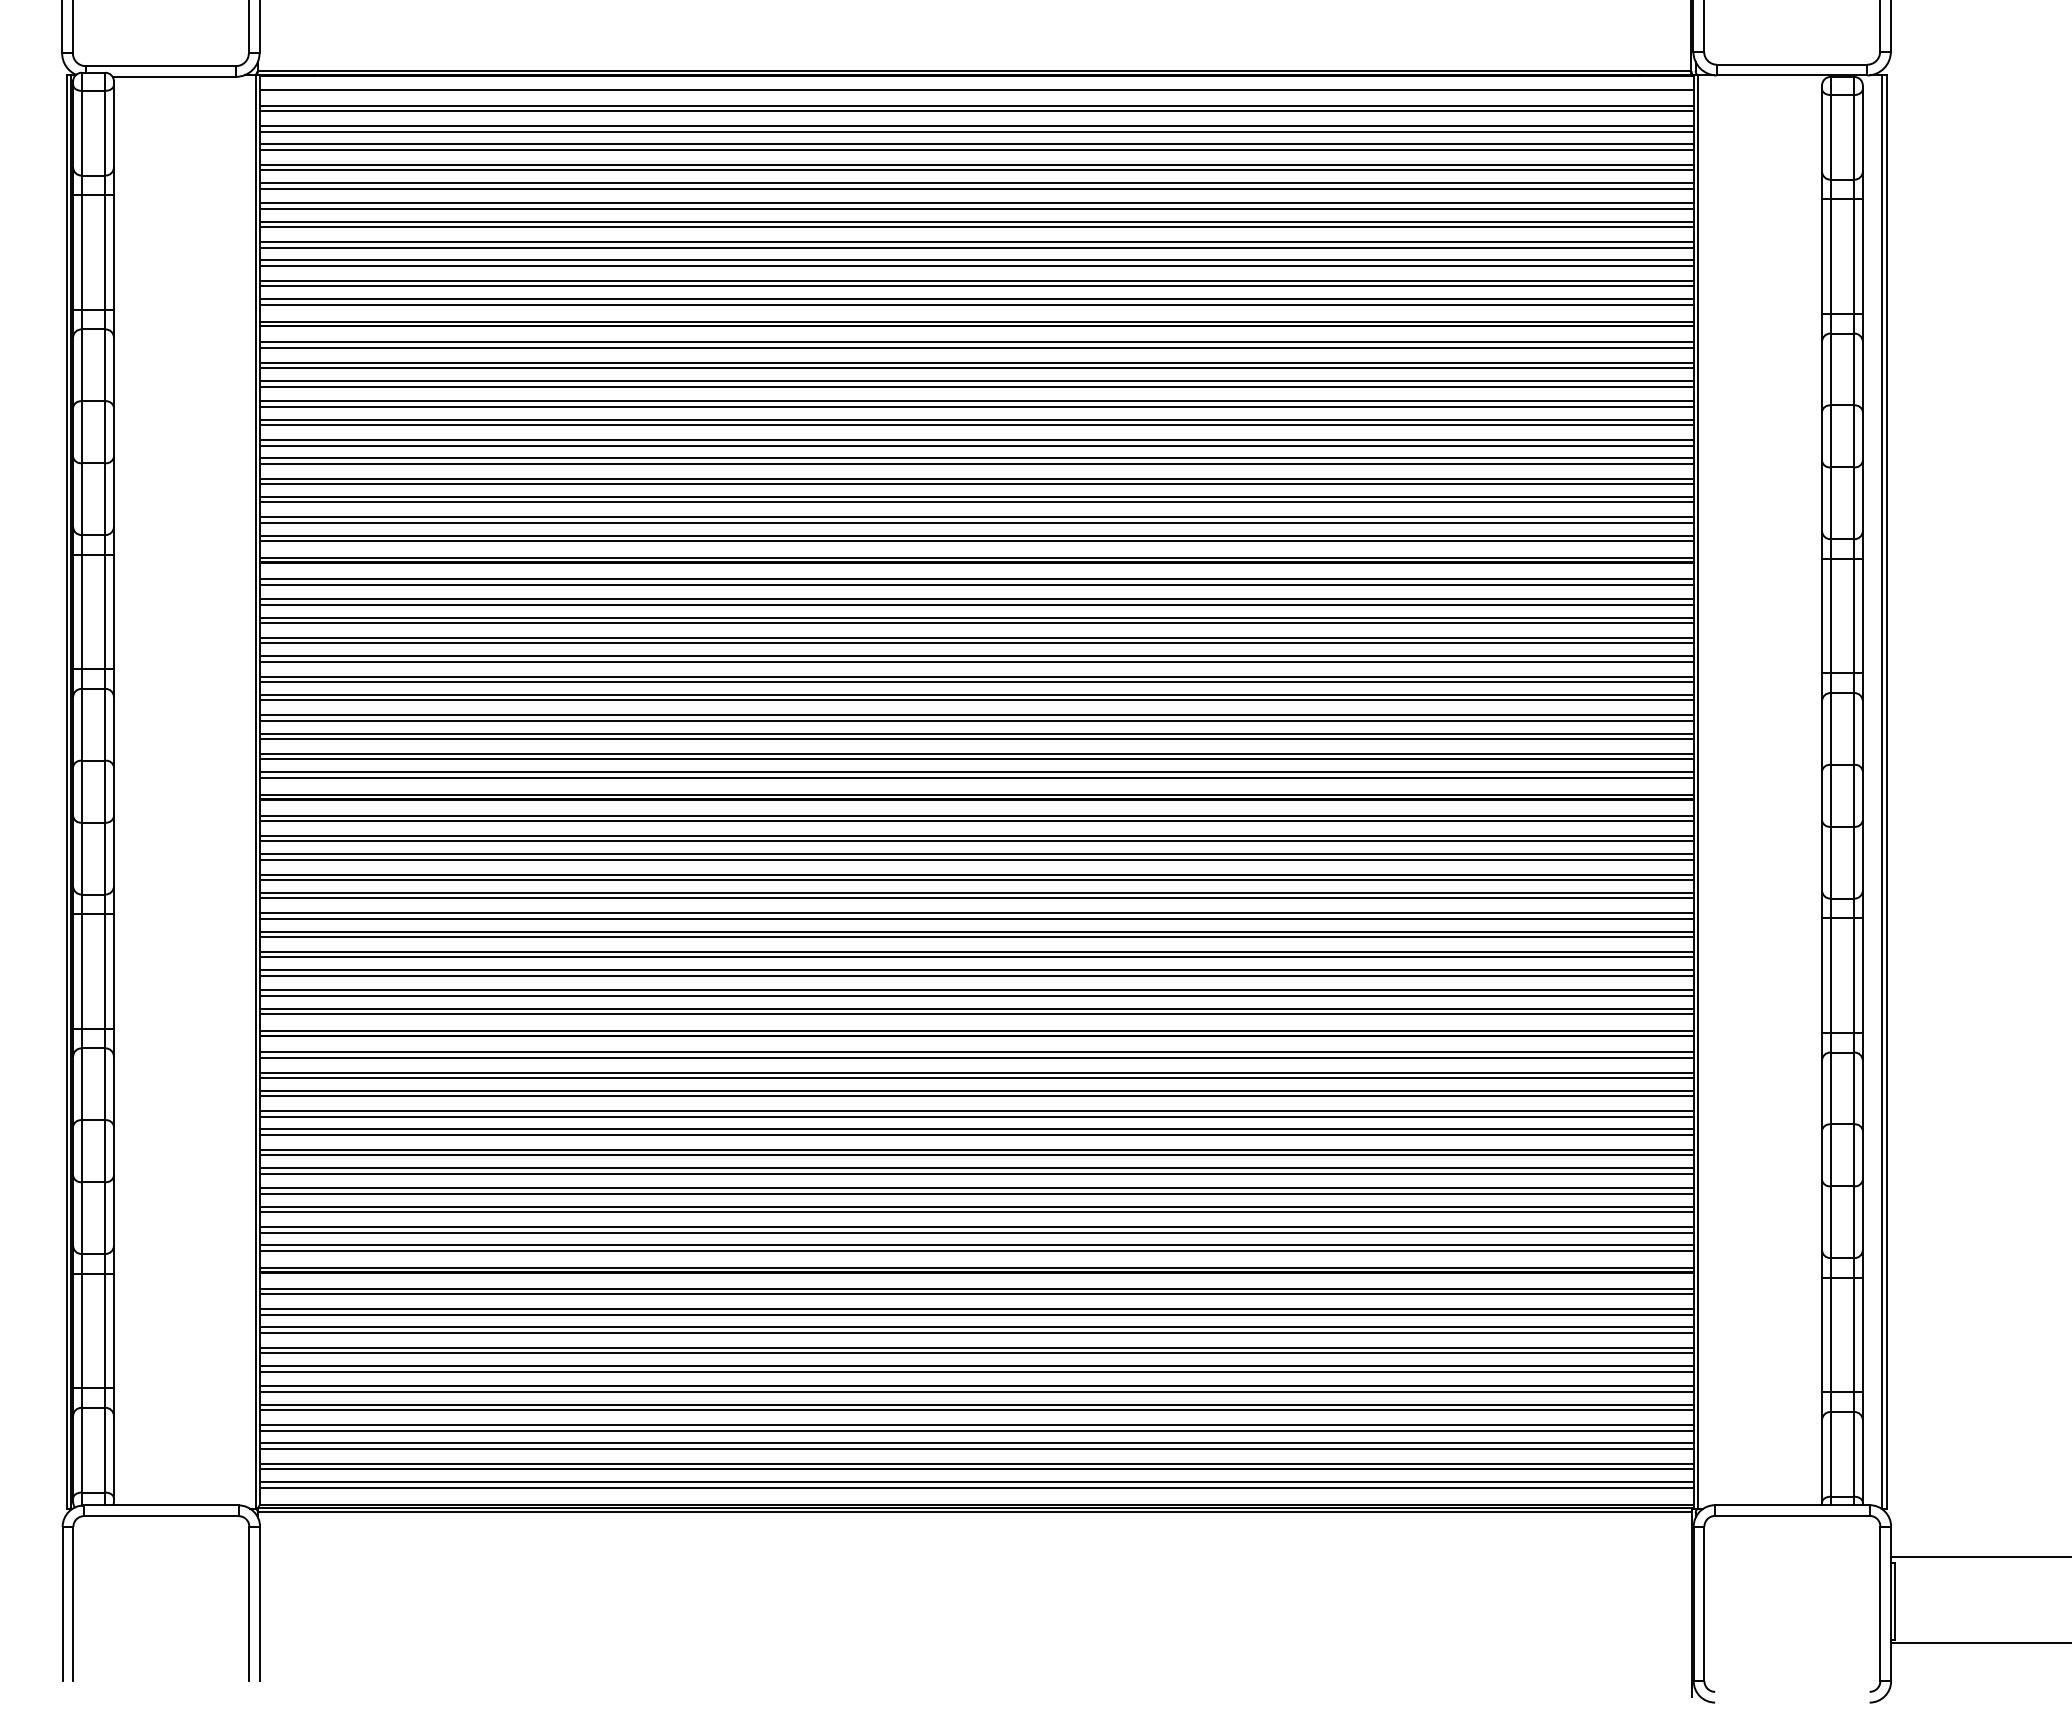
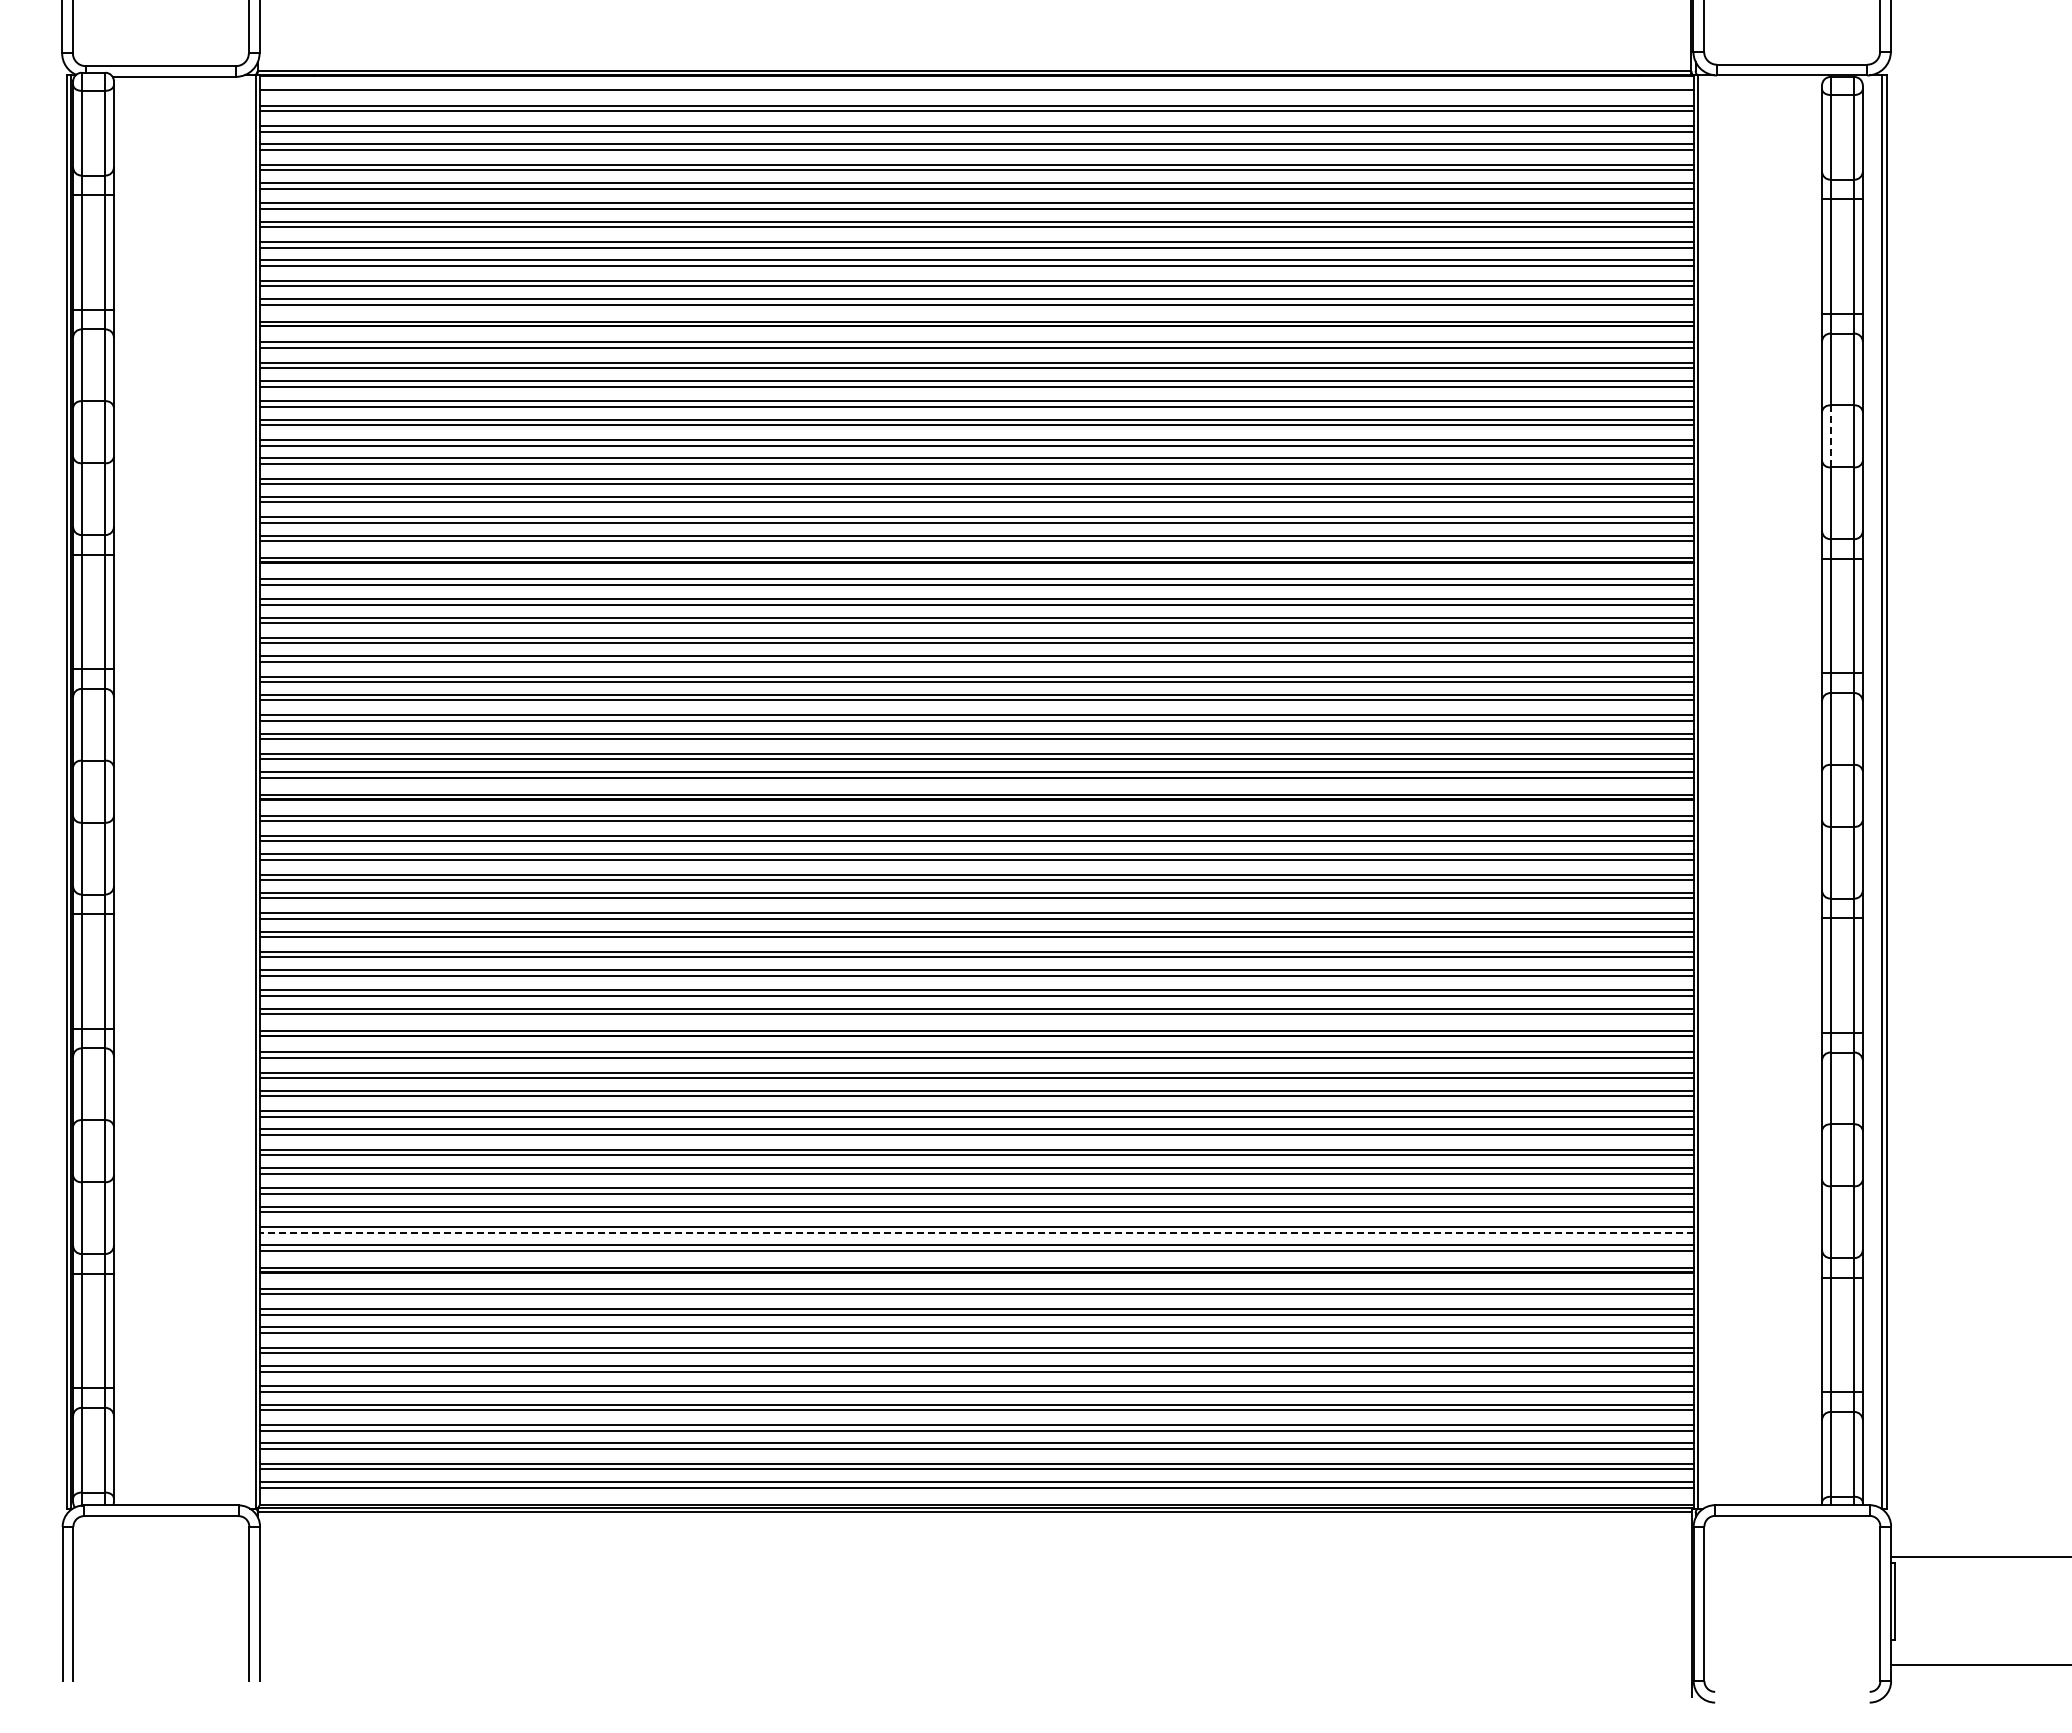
line: solid -> dashed (1830, 436)
line: solid -> dashed (976, 1232)
line position: (1979, 1642) -> (1979, 1664) (1979, 1664)
